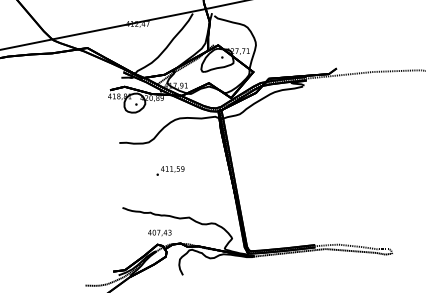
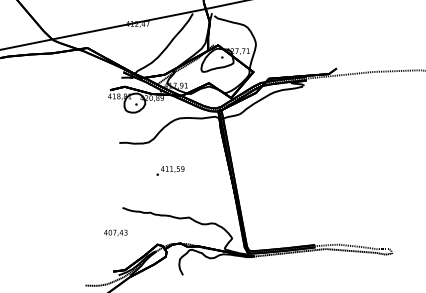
text position: (159, 232) -> (115, 232) (115, 232)
